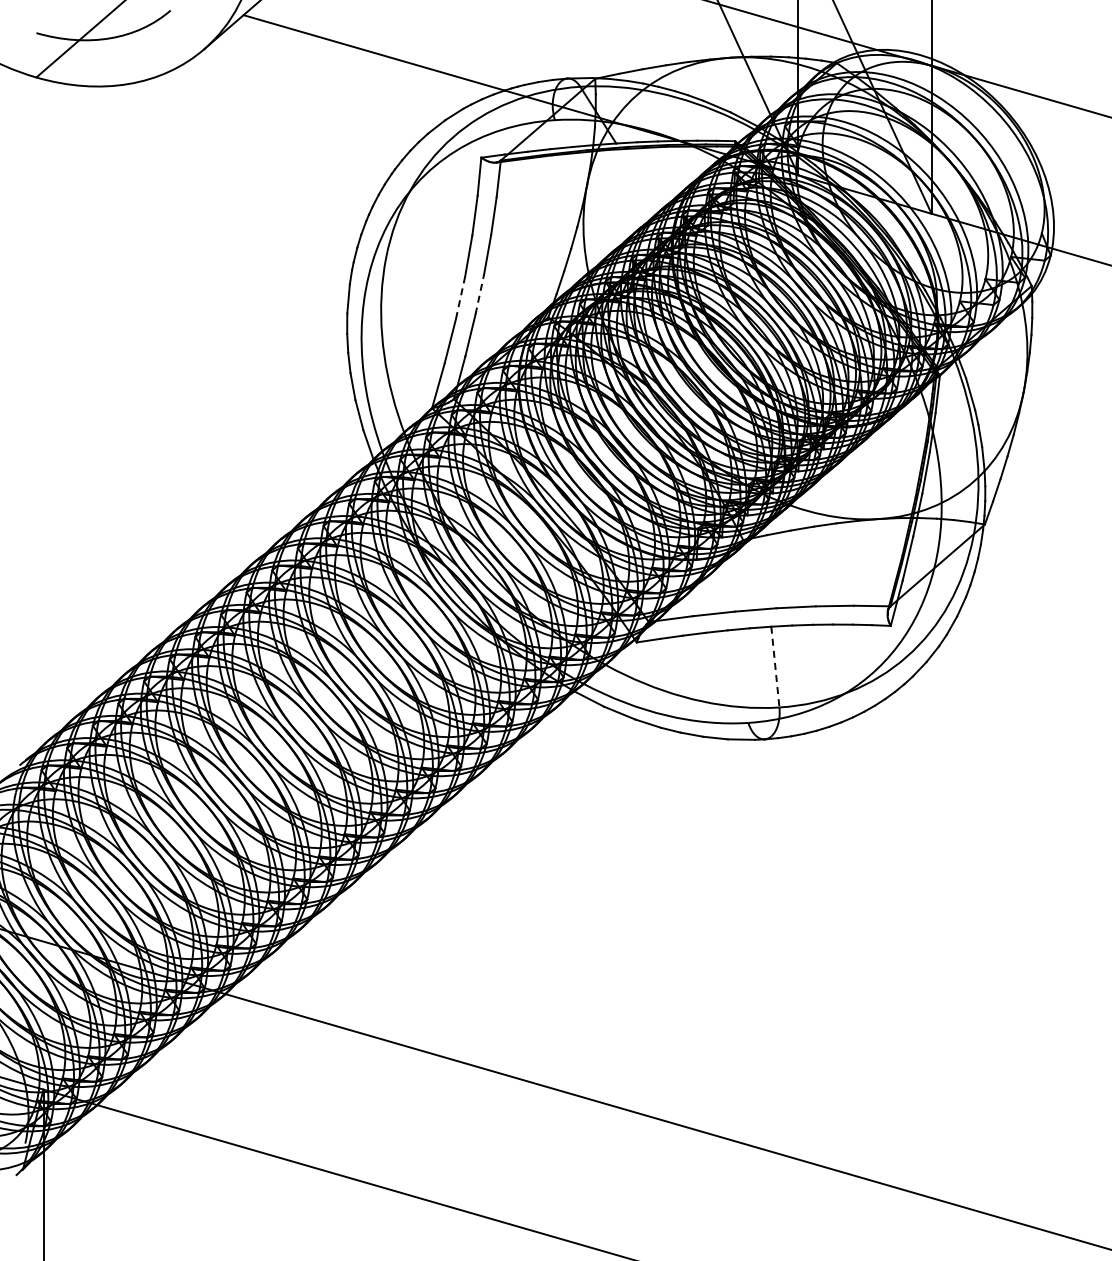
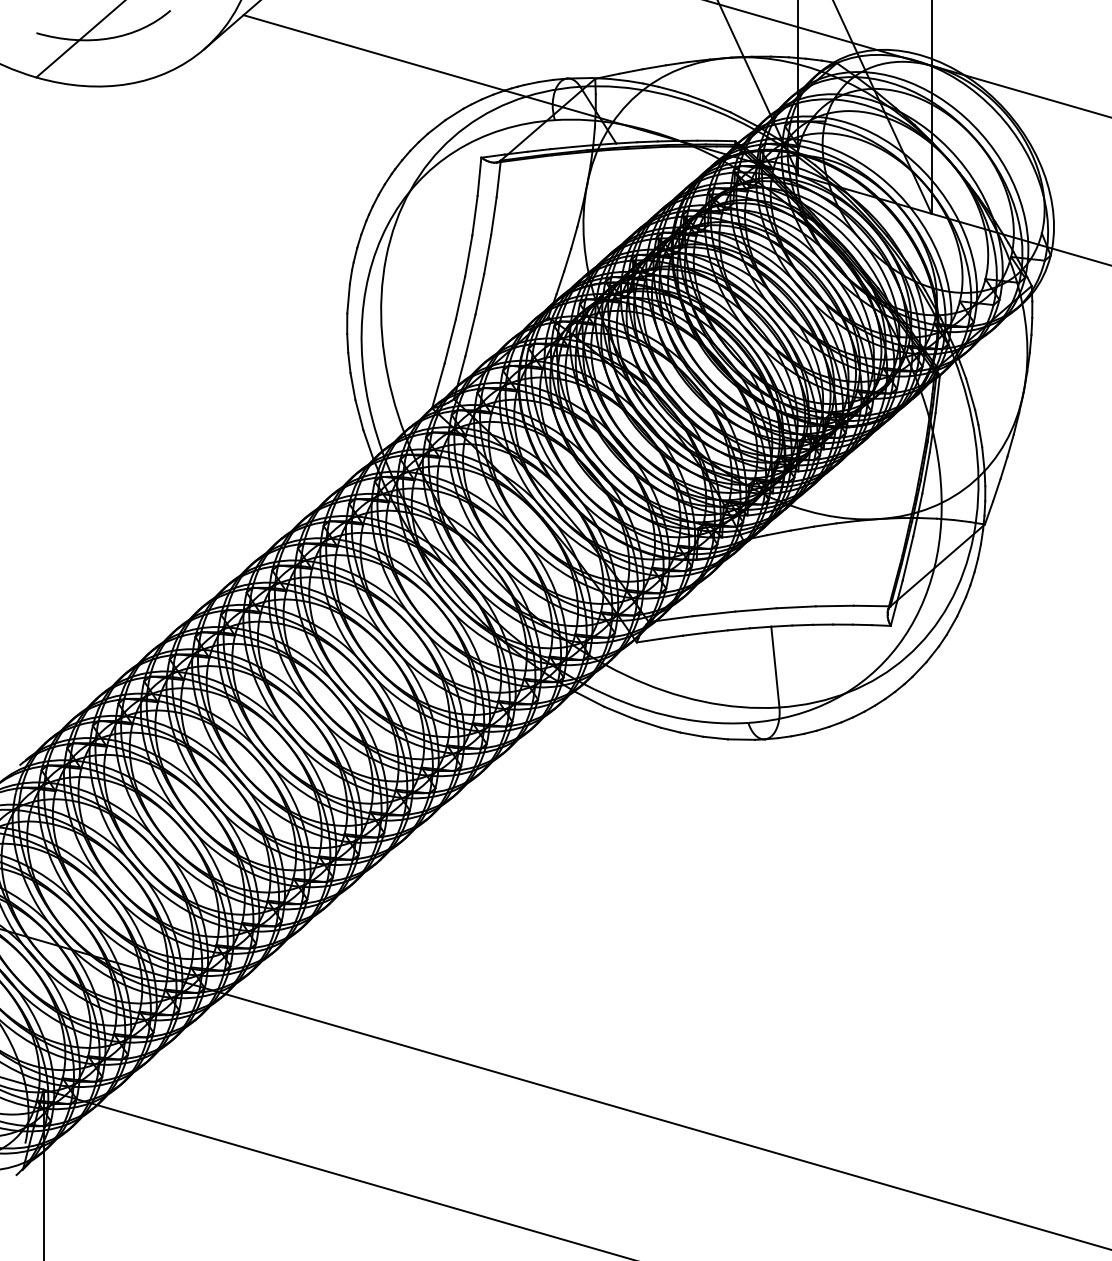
line: dashed -> solid (479, 294)
line: dashed -> solid (460, 297)
line: dashed -> solid (775, 667)
